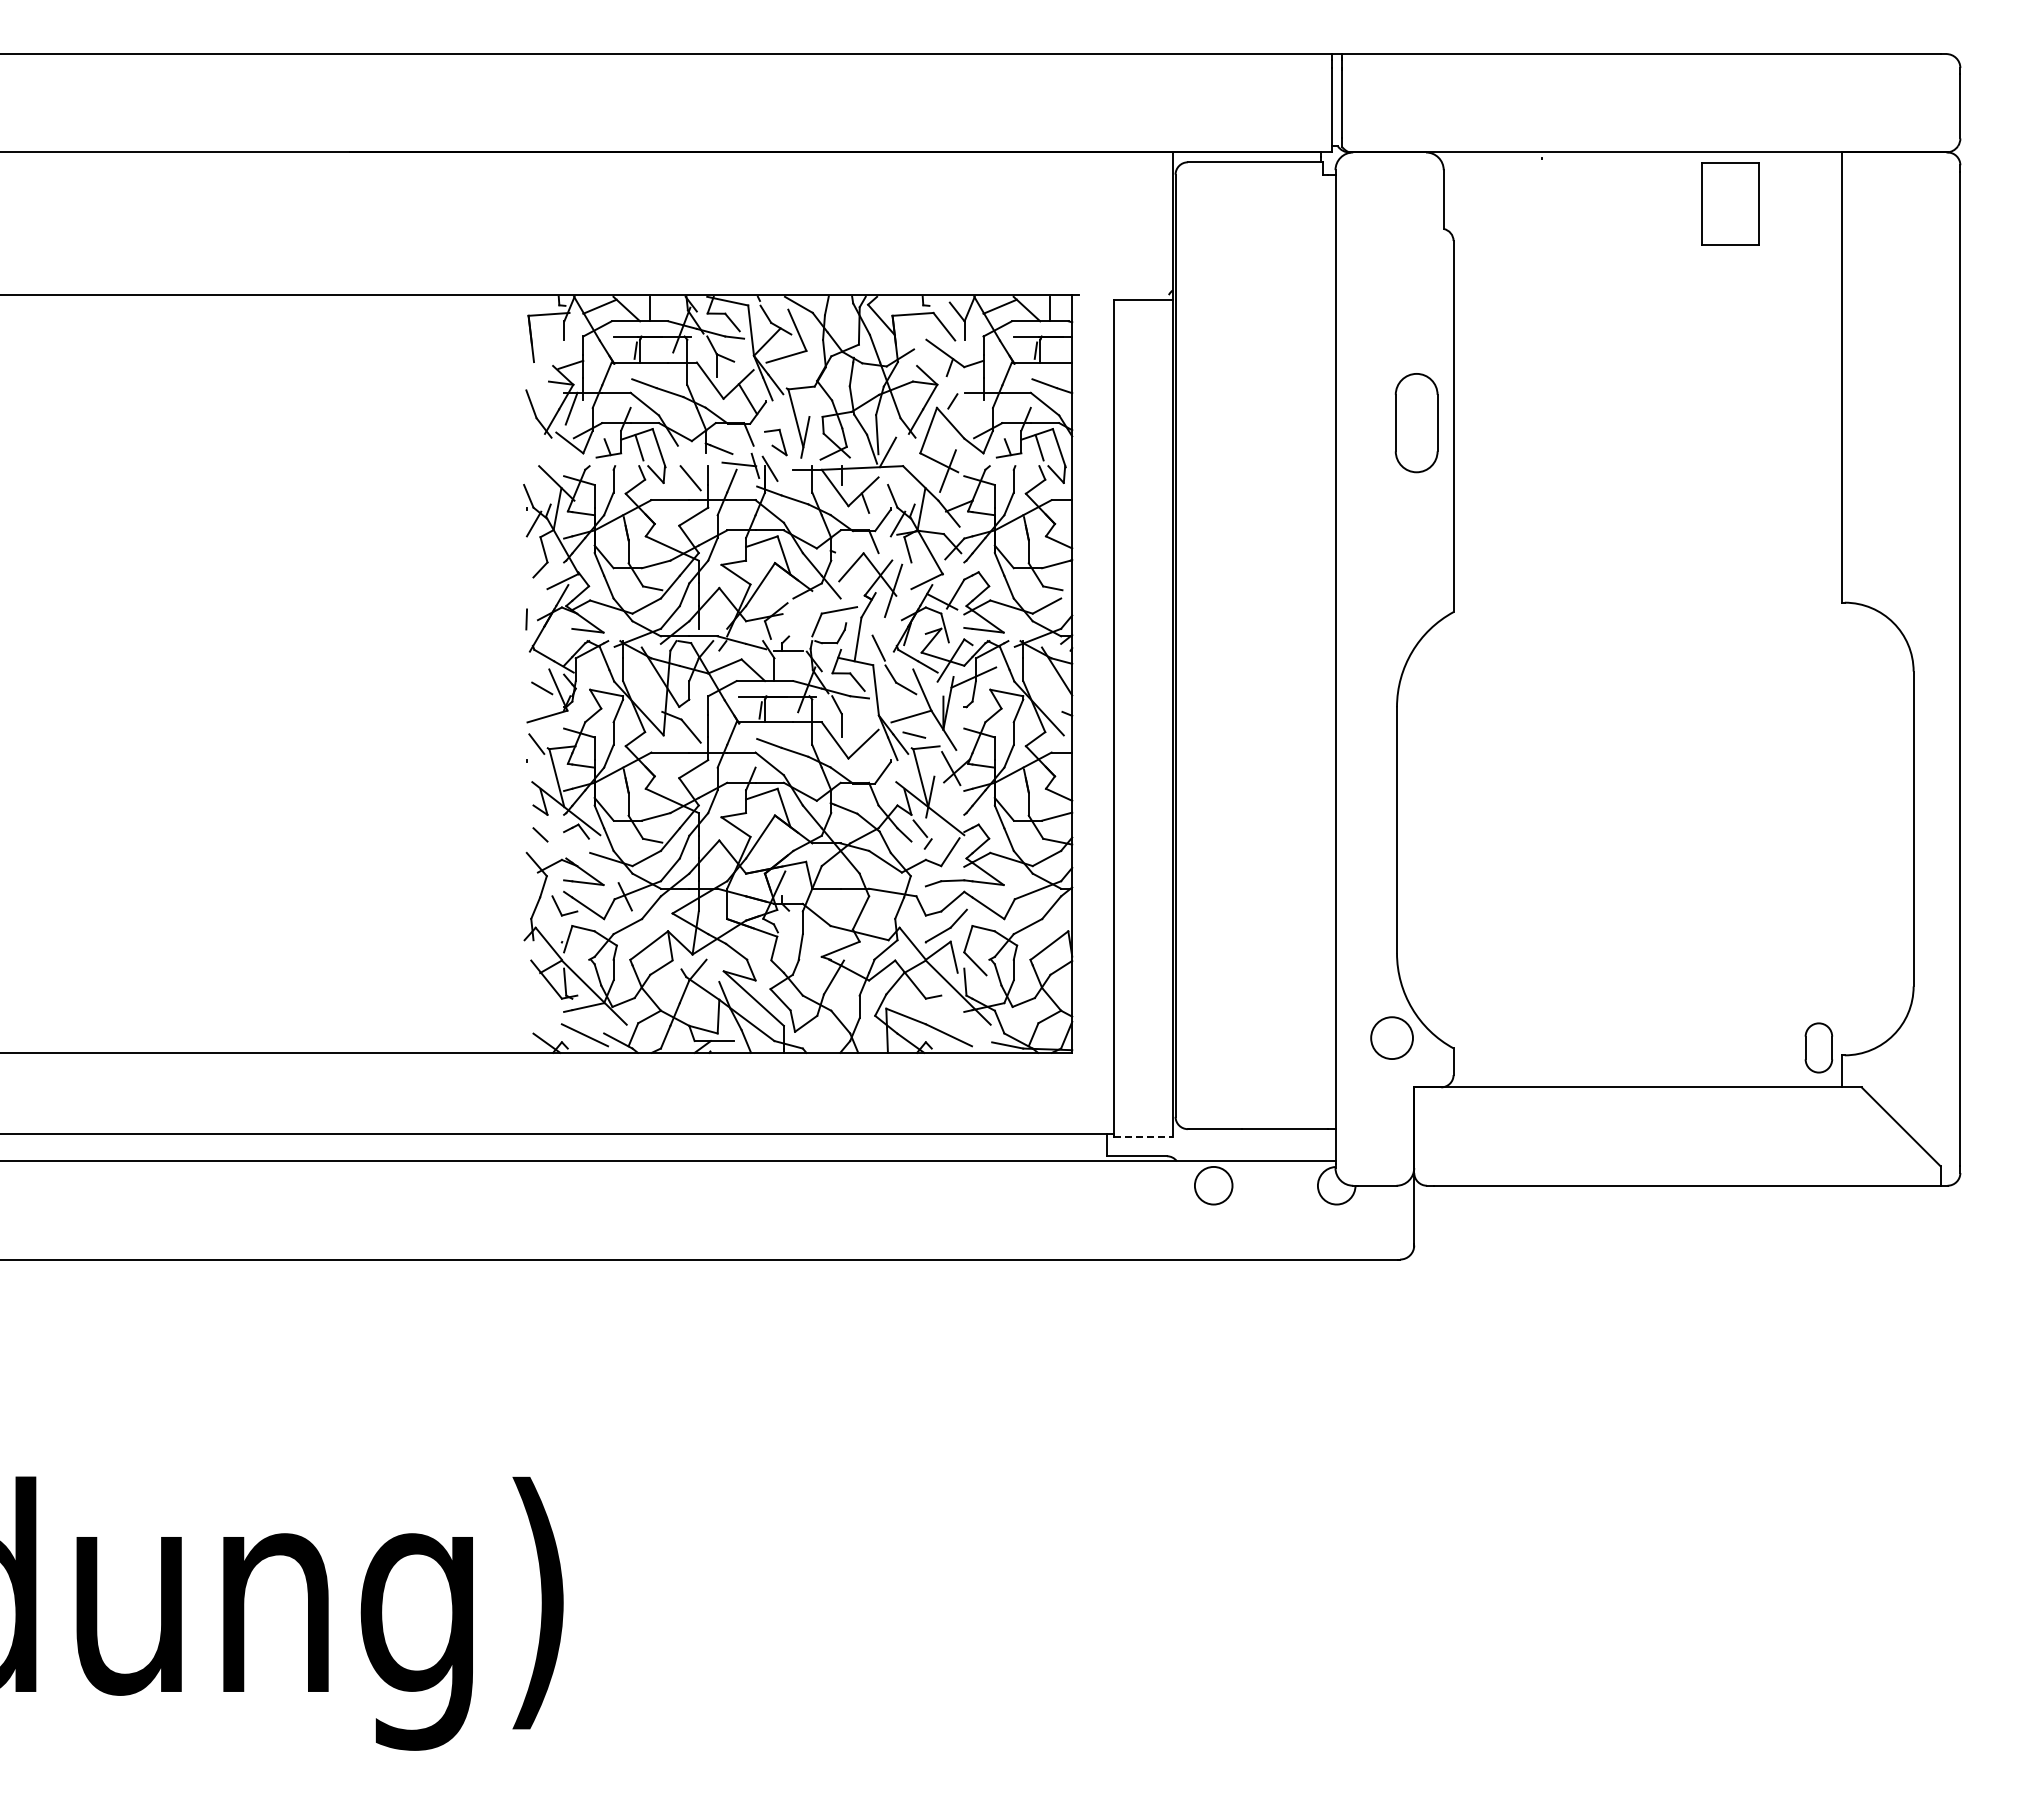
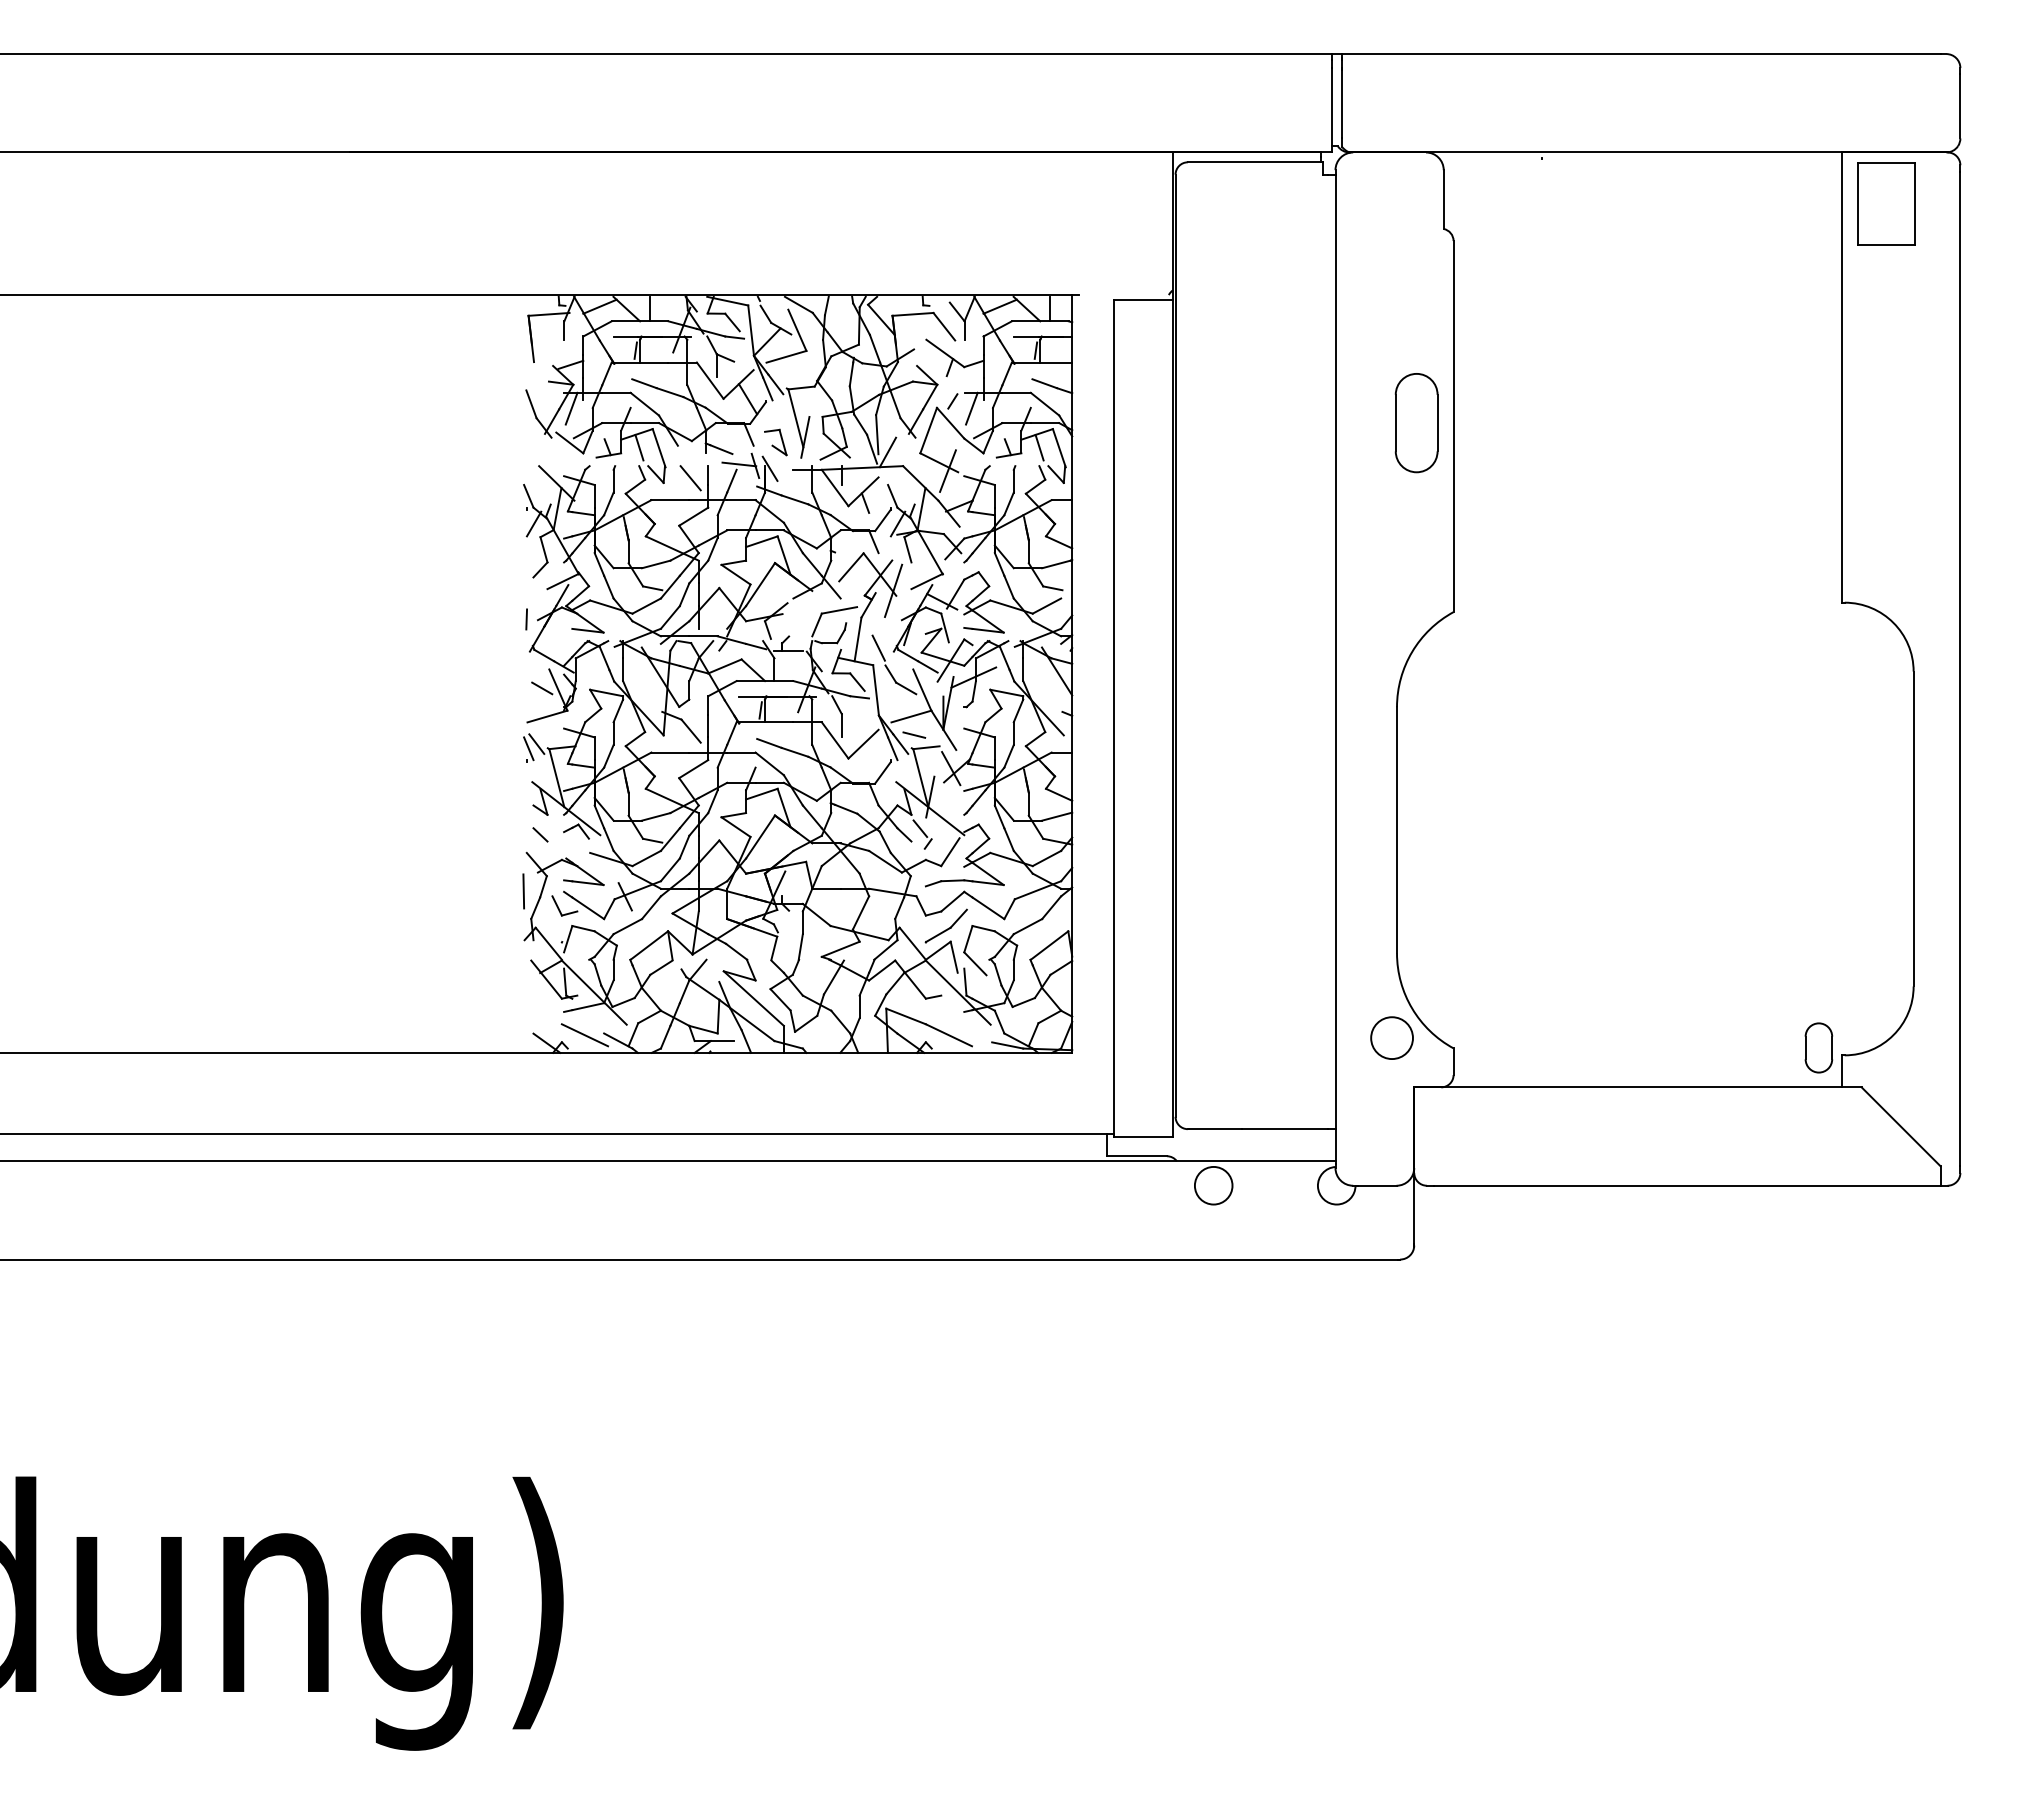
part position: (1730, 203) -> (1886, 203) (1886, 203)
line: none -> present (971, 408)
line: none -> present (528, 748)
line: none -> present (523, 891)
line: dashed -> solid (1143, 1136)
